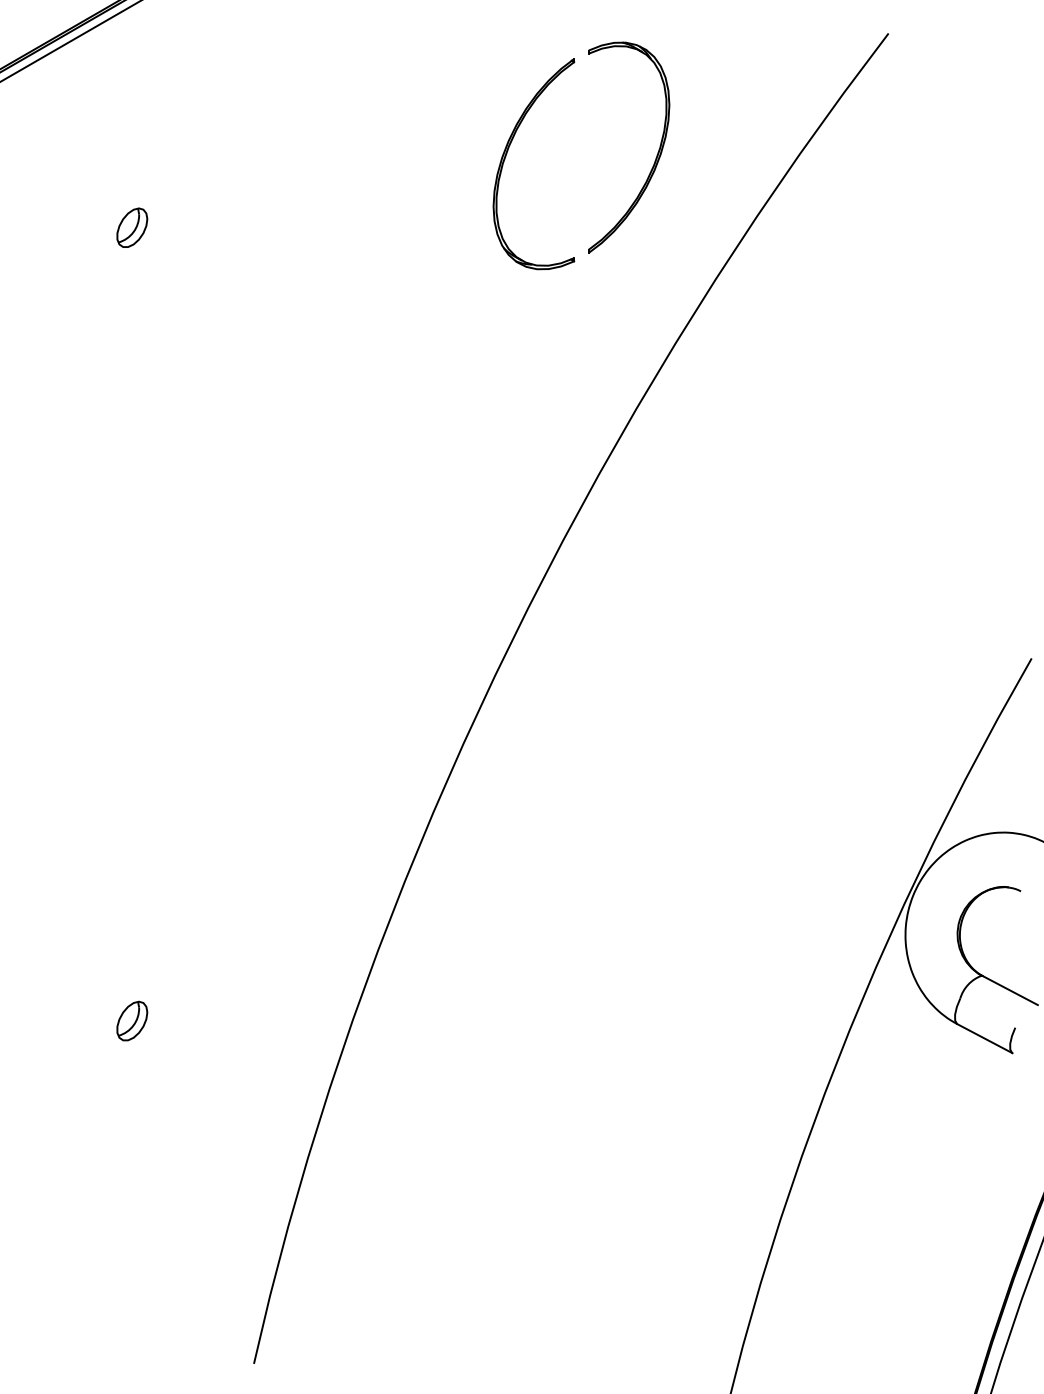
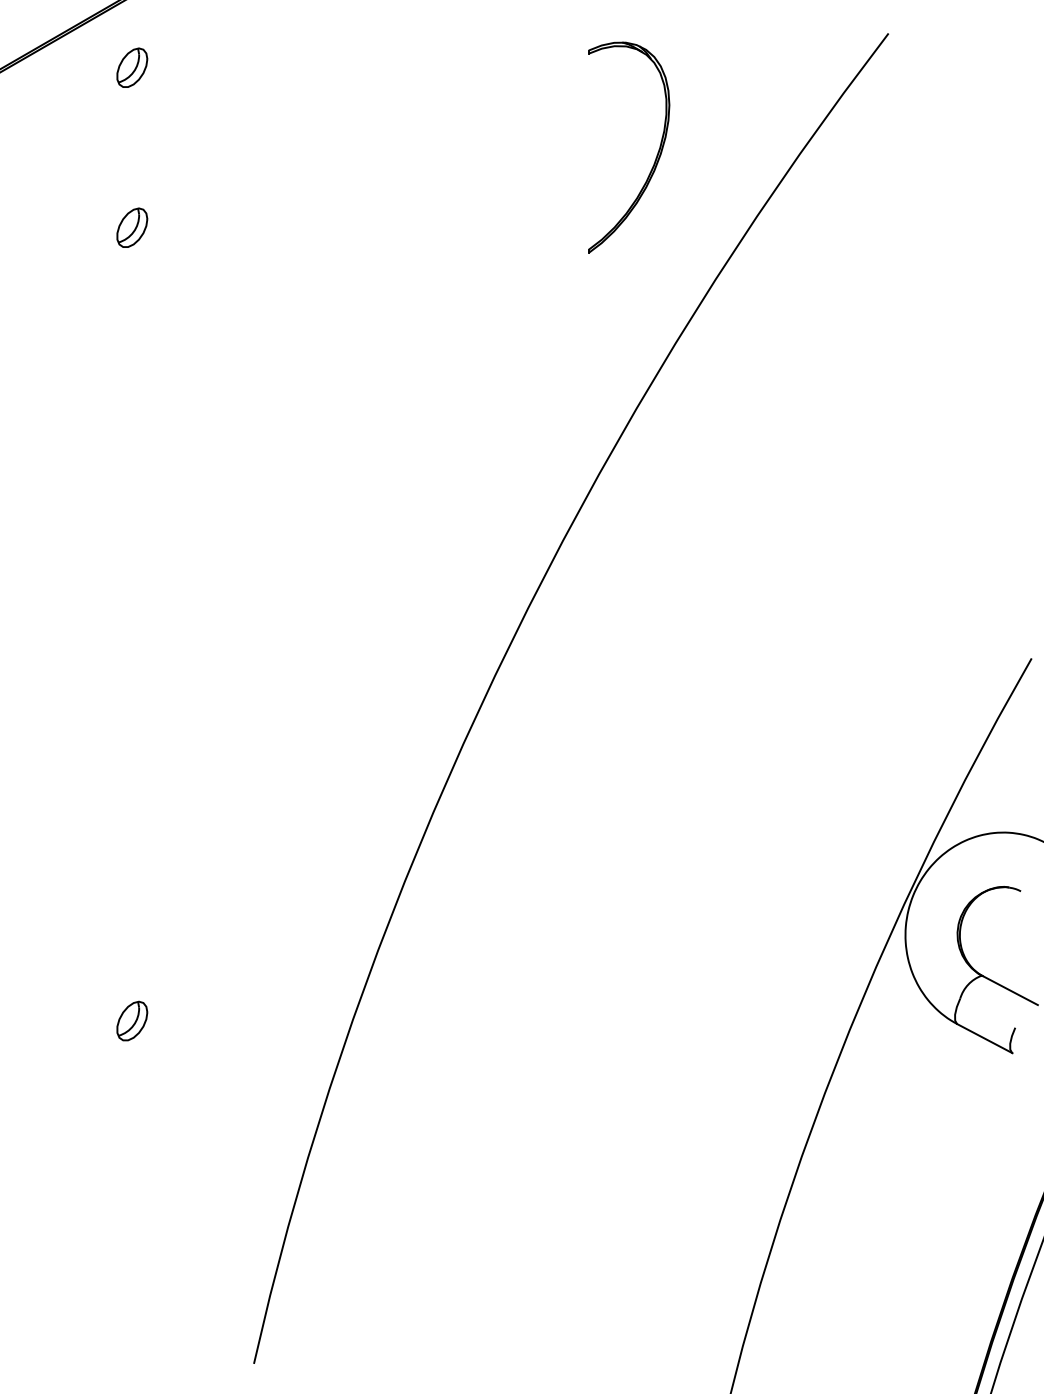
line: present -> none (70, 41)
part: none -> present (132, 67)
part: present -> none (506, 156)
